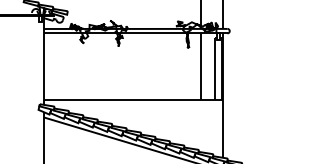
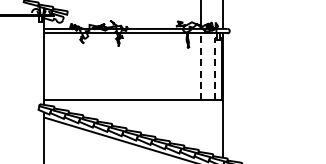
line: solid -> dashed (200, 66)
line: solid -> dashed (215, 68)
